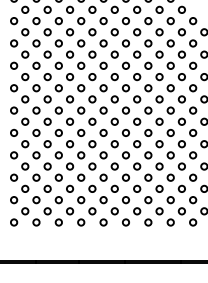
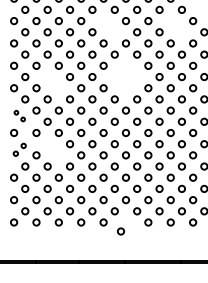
part: present -> none (108, 26)
part: present -> none (175, 26)
part: present -> none (125, 69)
part: present -> none (52, 82)
part size: 20x20 px -> 13x13 px (19, 116)
part size: 20x20 px -> 15x15 px (19, 149)
part: present -> none (52, 149)
circle position: (125, 222) -> (120, 231) (120, 231)
